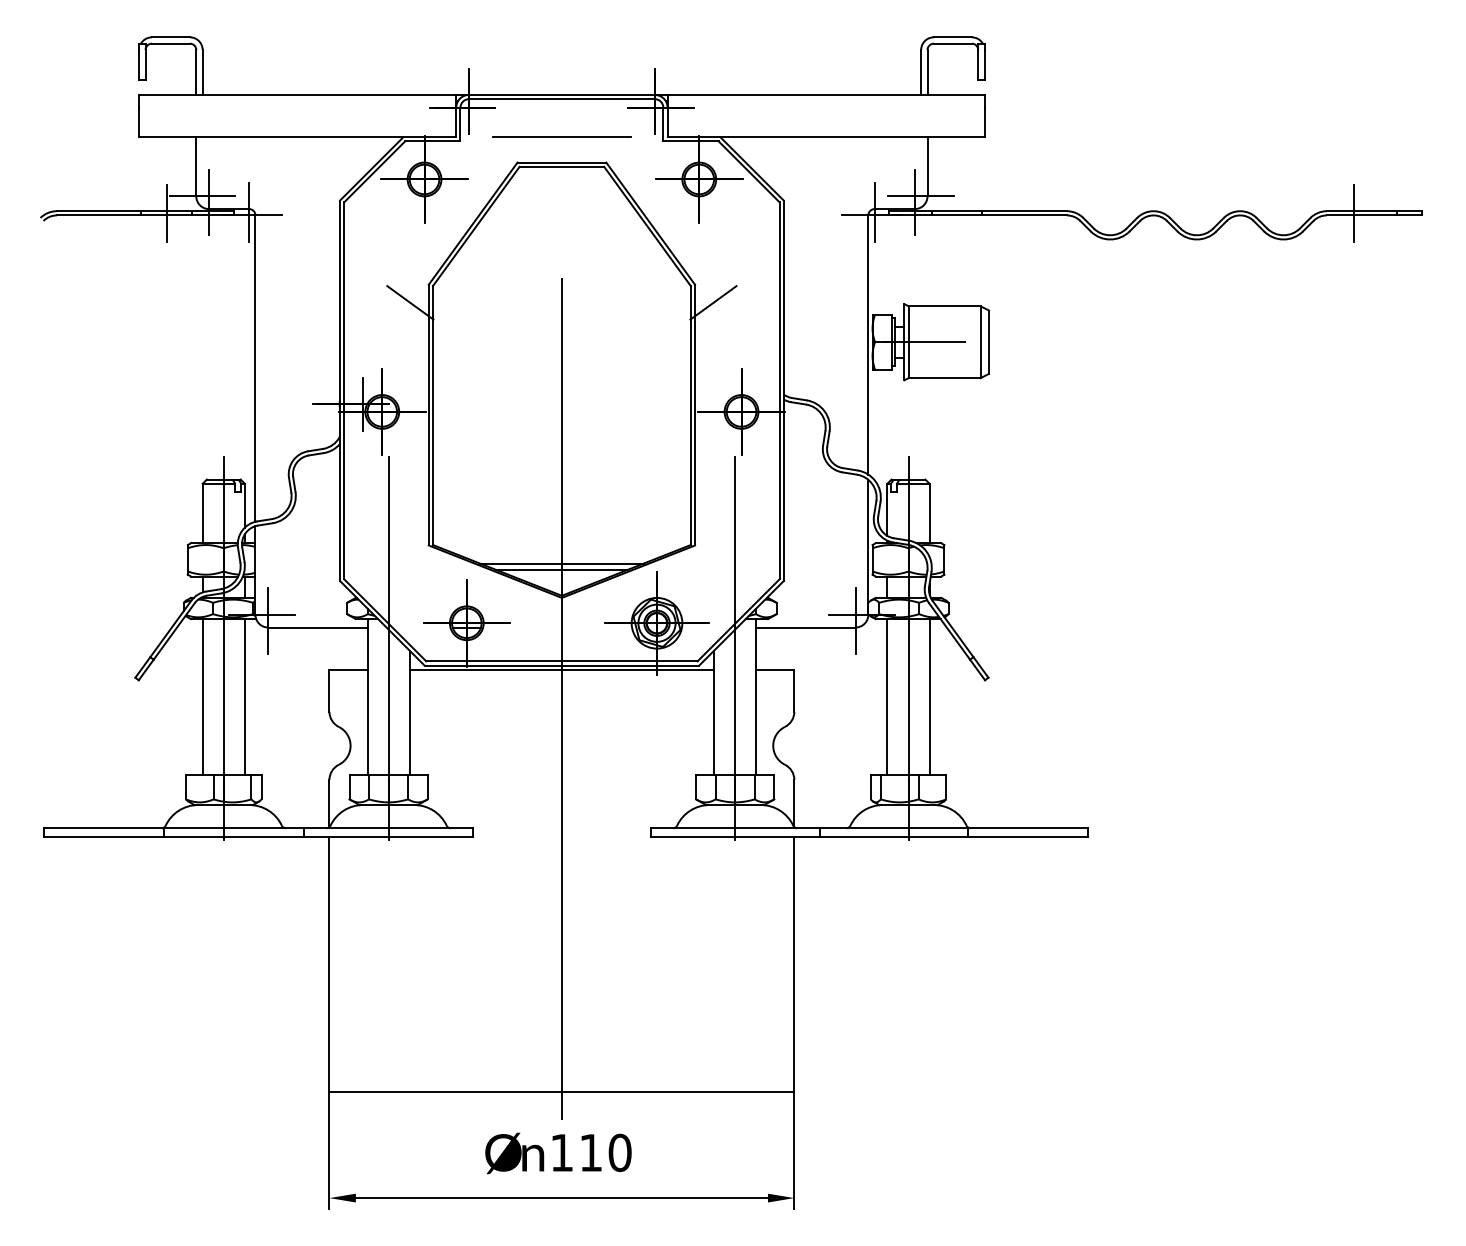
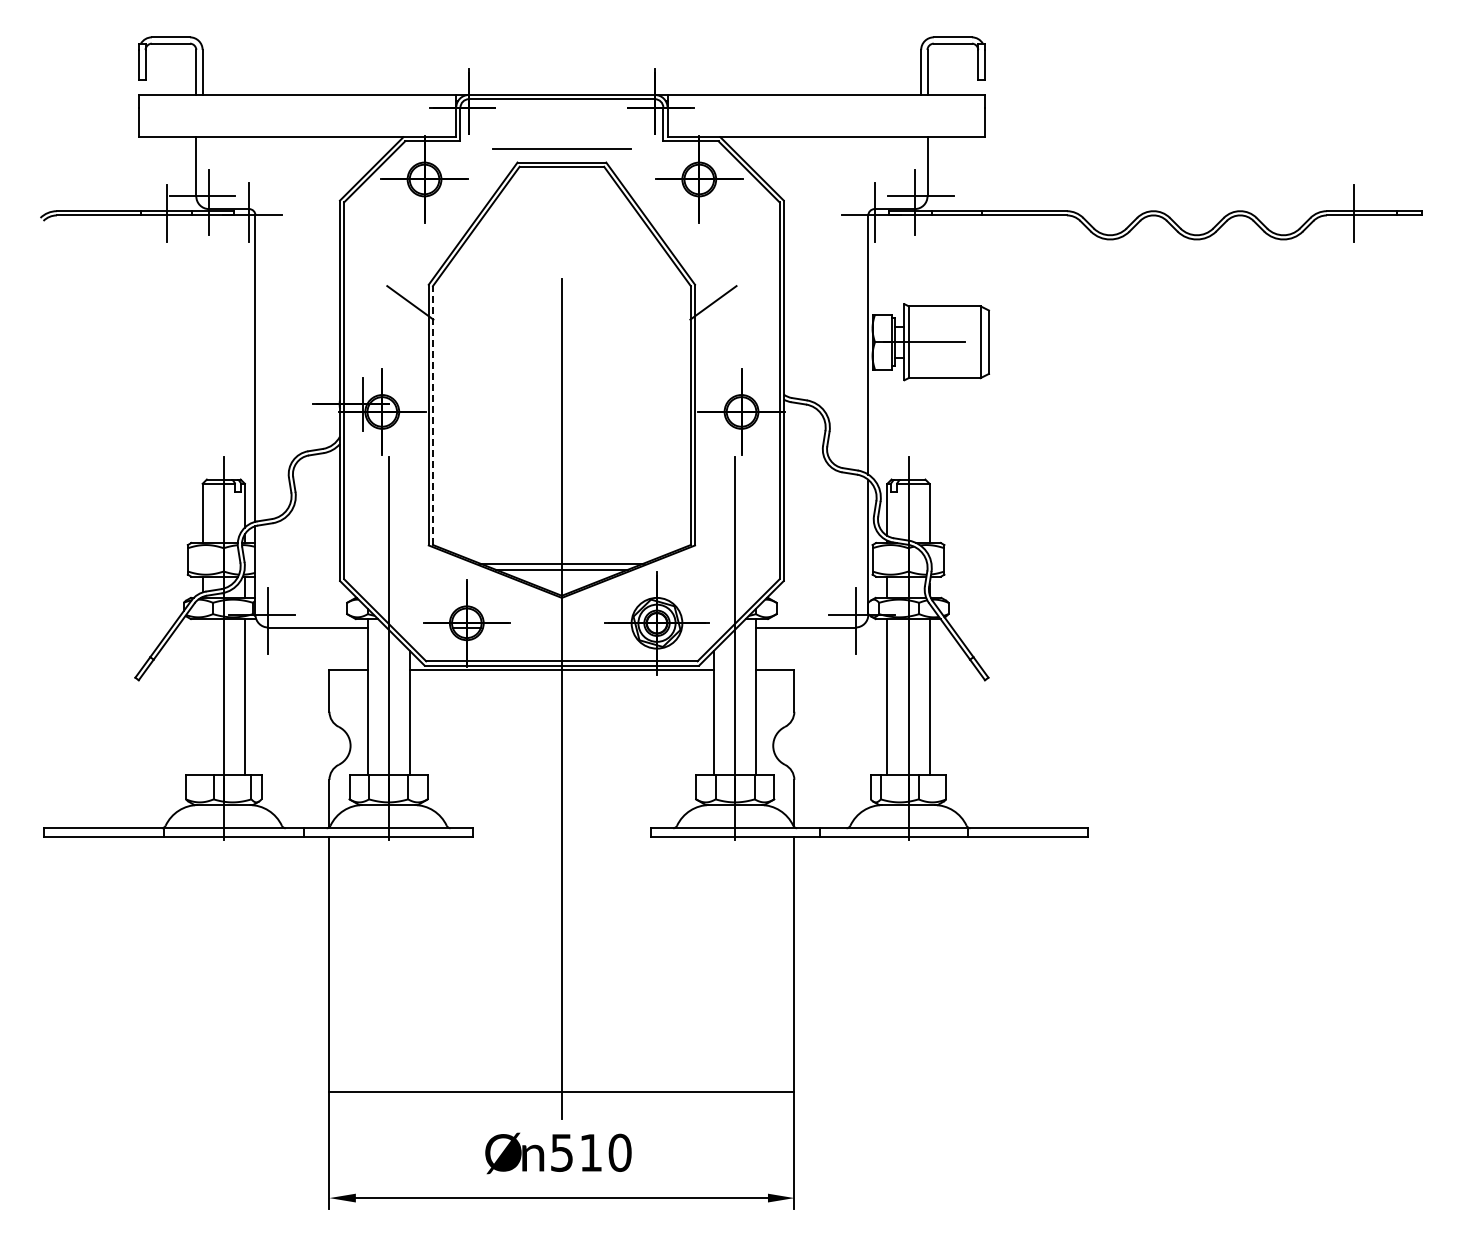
line position: (561, 136) -> (561, 148) (561, 148)
line: solid -> dashed (433, 415)
line: present -> none (202, 697)
text: 110 -> 510 (561, 1152)
